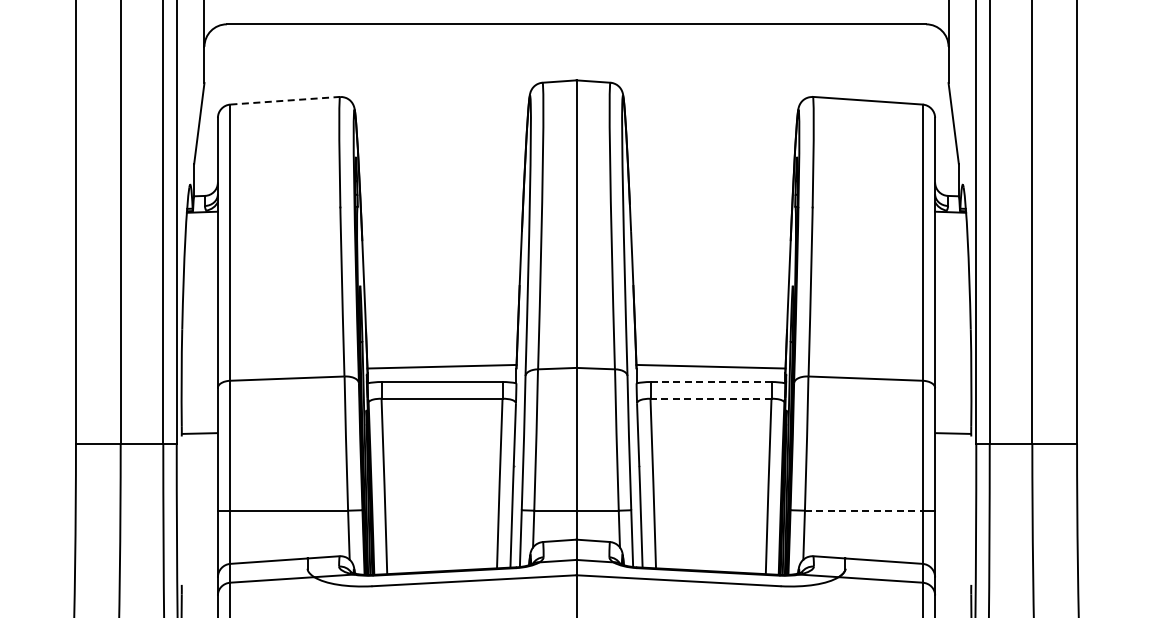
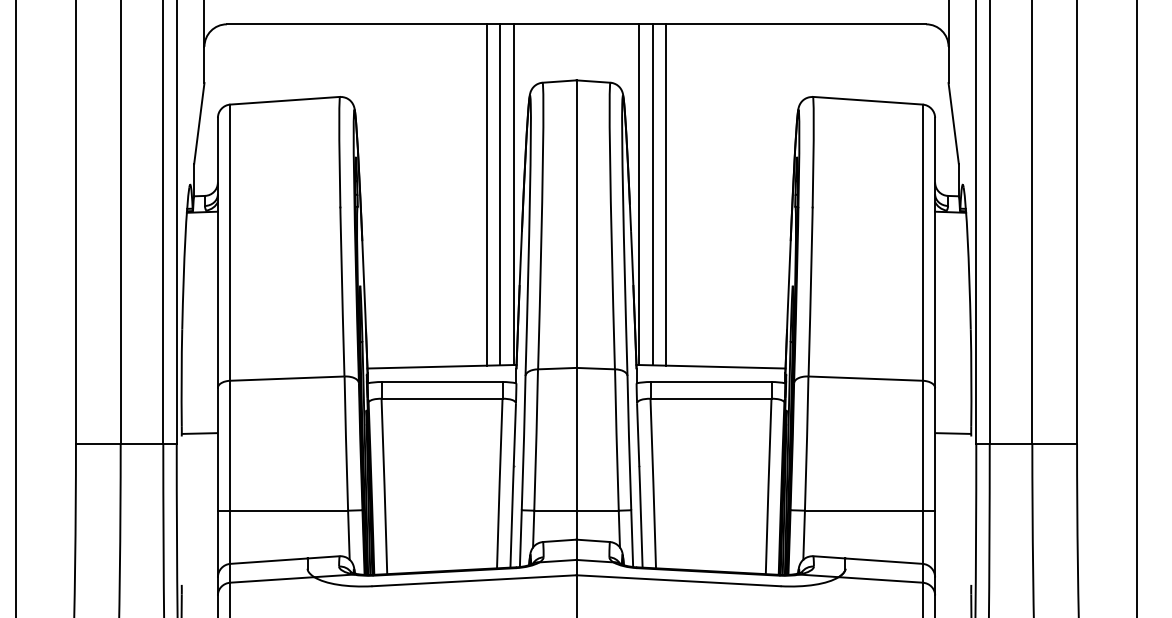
line: dashed -> solid (285, 100)
line: none -> present (486, 194)
line: none -> present (500, 194)
line: none -> present (513, 194)
line: none -> present (639, 194)
line: none -> present (652, 194)
line: none -> present (666, 194)
line: none -> present (16, 308)
line: none -> present (1136, 308)
line: dashed -> solid (711, 382)
line: dashed -> solid (710, 398)
line: dashed -> solid (863, 510)
